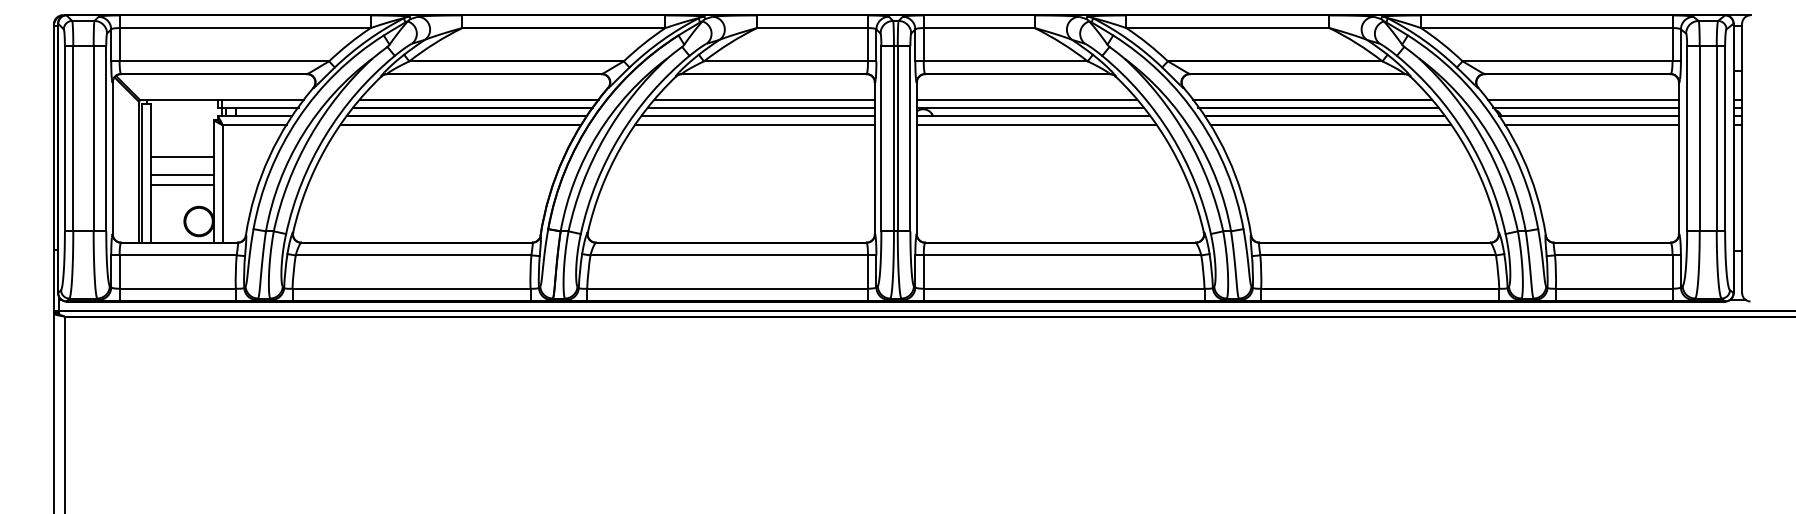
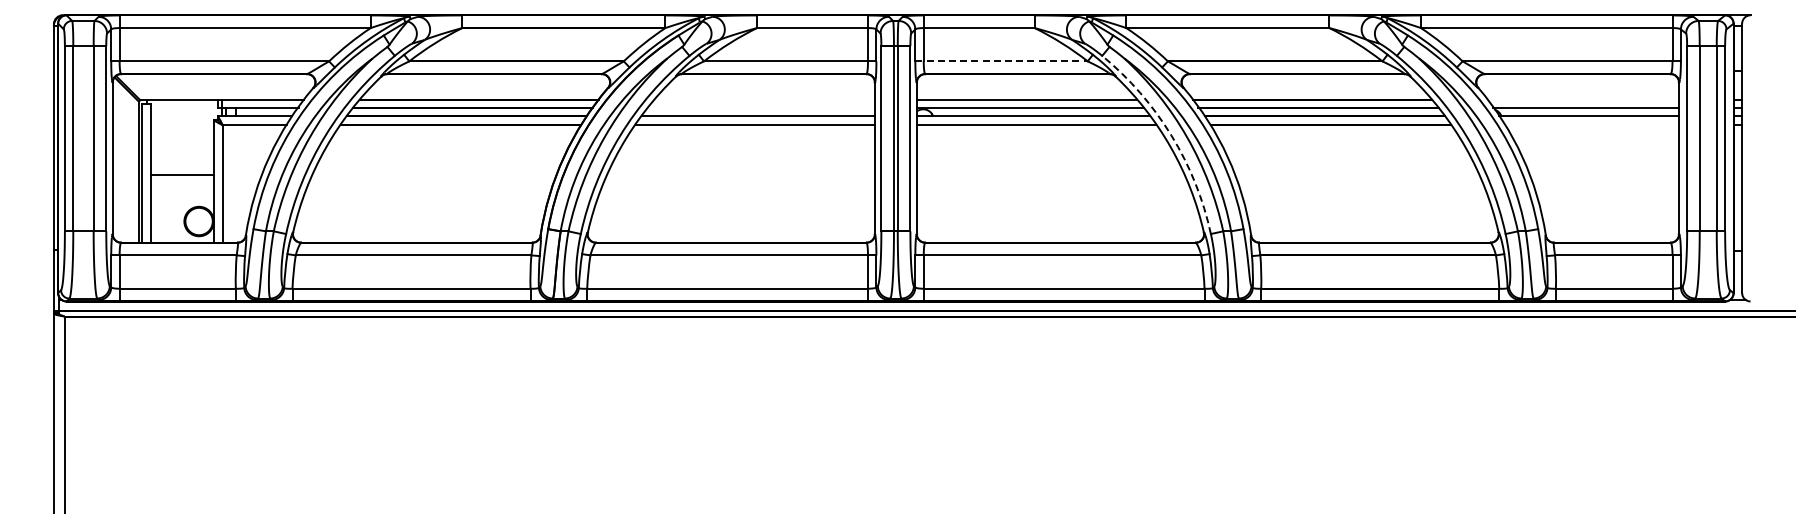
line: solid -> dashed (1002, 61)
line: present -> none (764, 100)
line: present -> none (1582, 100)
line: present -> none (760, 107)
line: present -> none (1591, 125)
arc: solid -> dashed (1171, 135)
line: present -> none (181, 157)
line: present -> none (181, 185)
